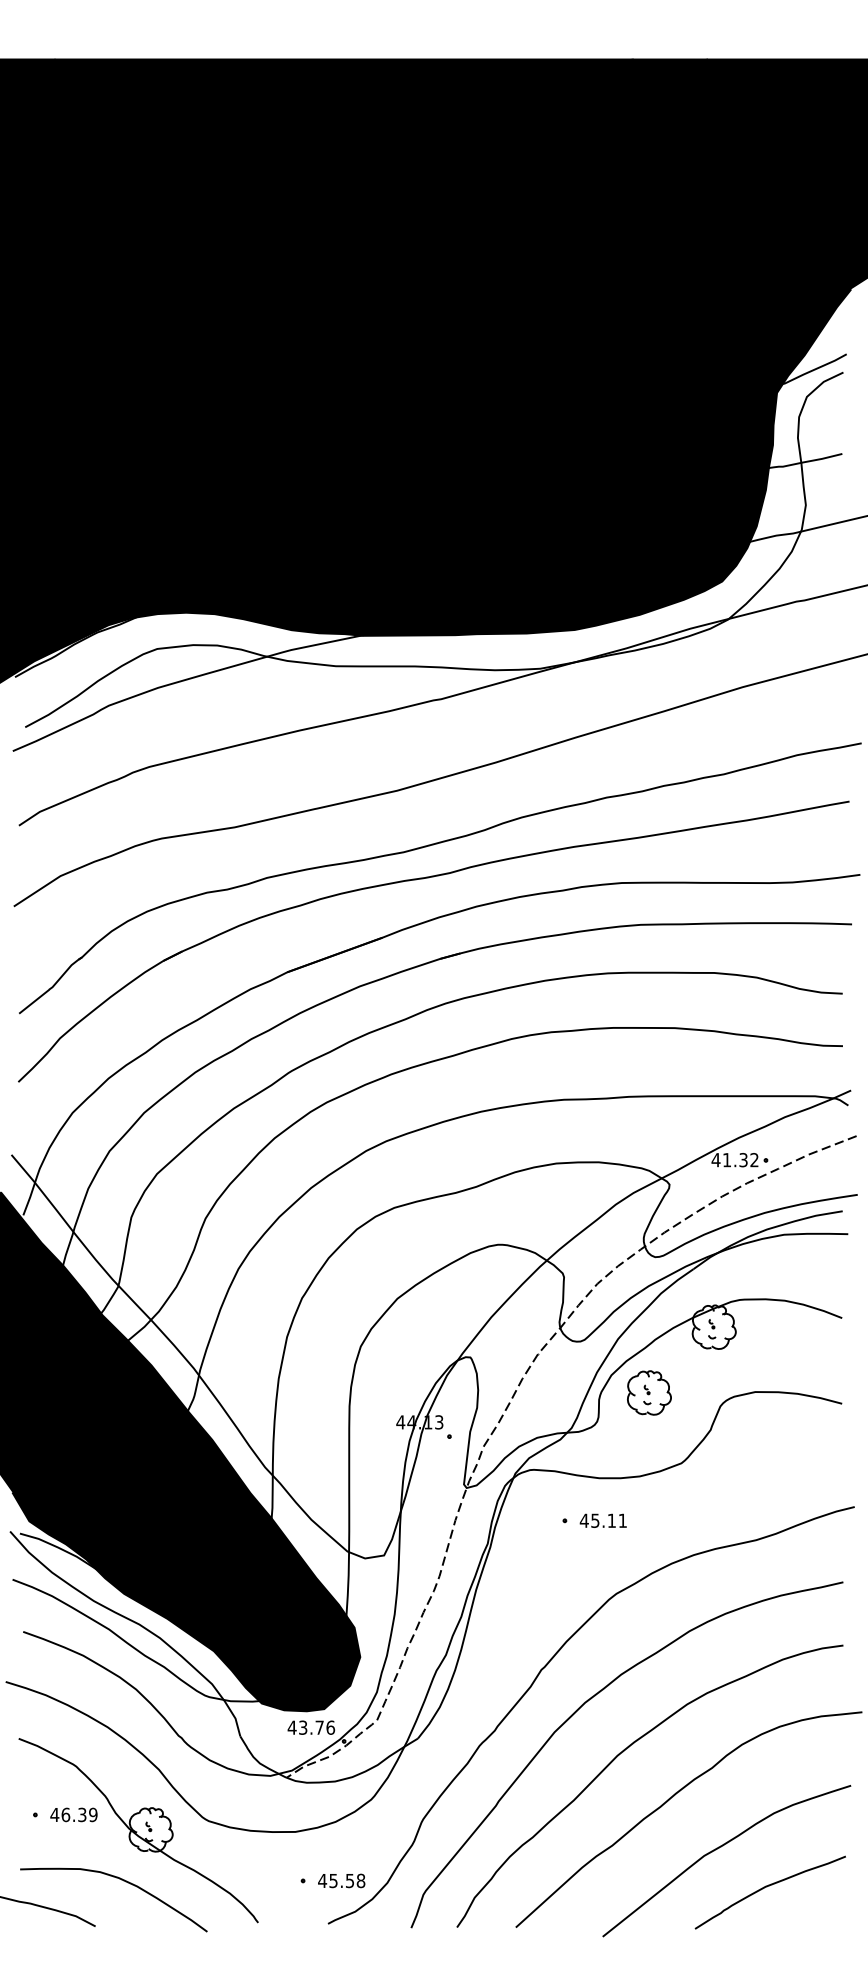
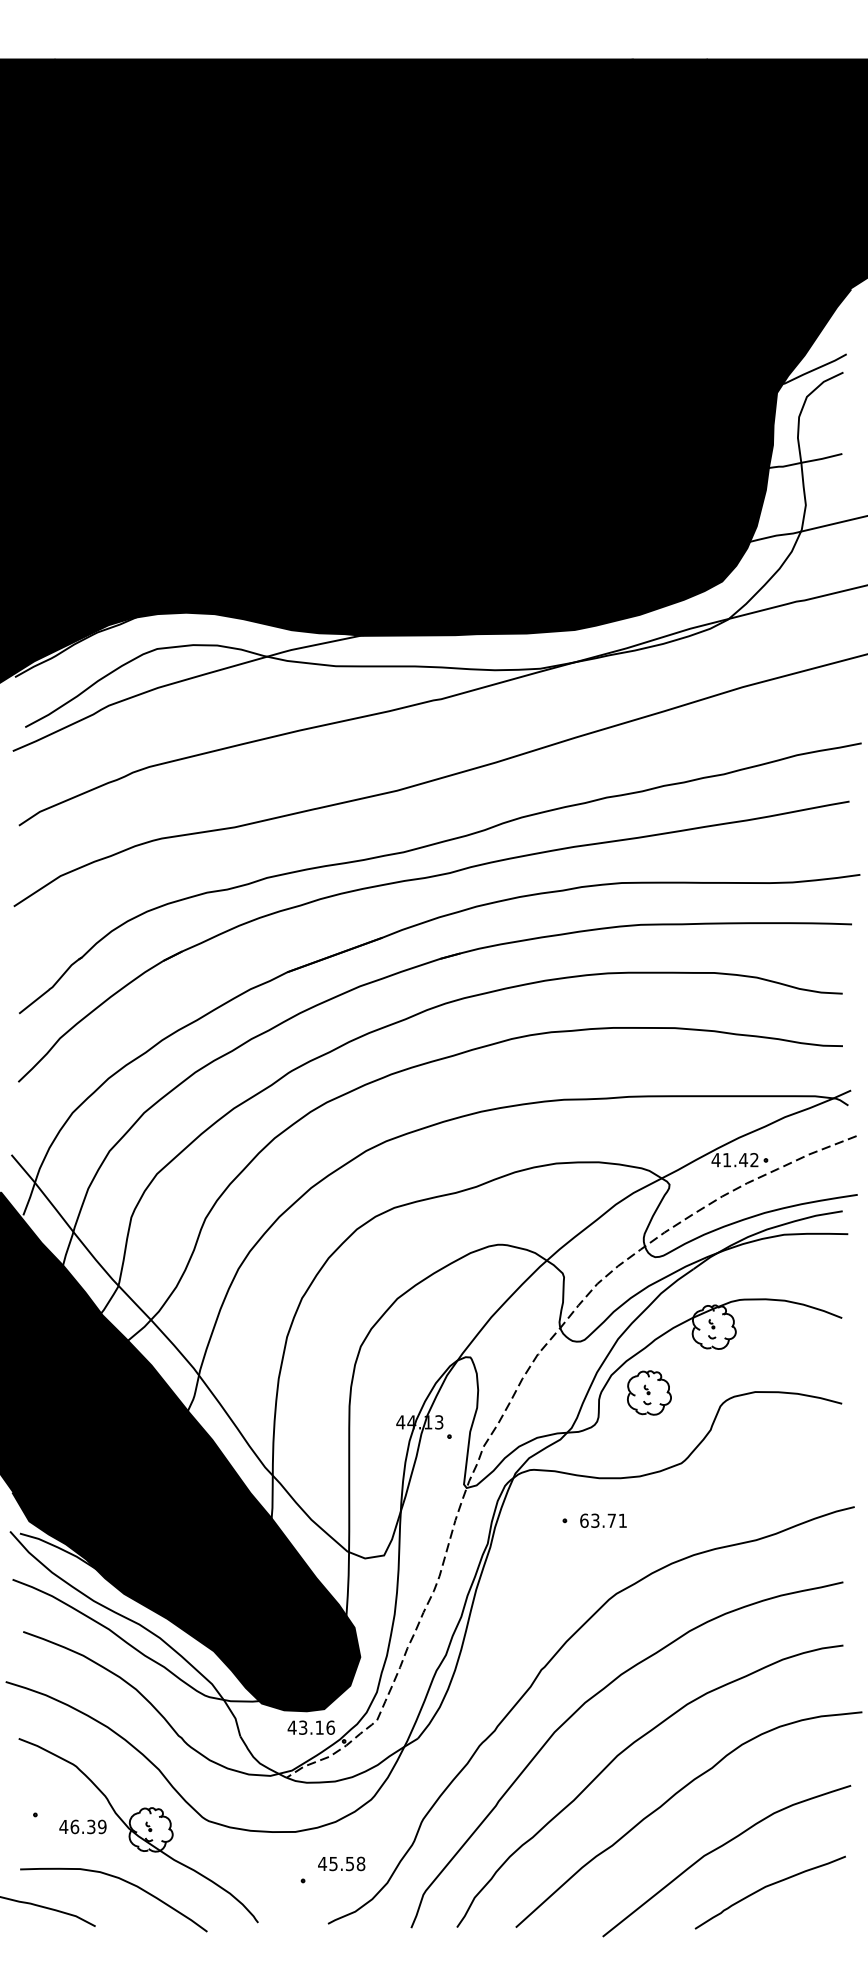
text: 41.32 -> 41.42 (743, 1160)
text: 45.11 -> 63.71 (597, 1520)
text: 43.76 -> 43.16 (319, 1727)
text position: (73, 1814) -> (82, 1826) (82, 1826)
text position: (341, 1880) -> (341, 1863) (341, 1863)
